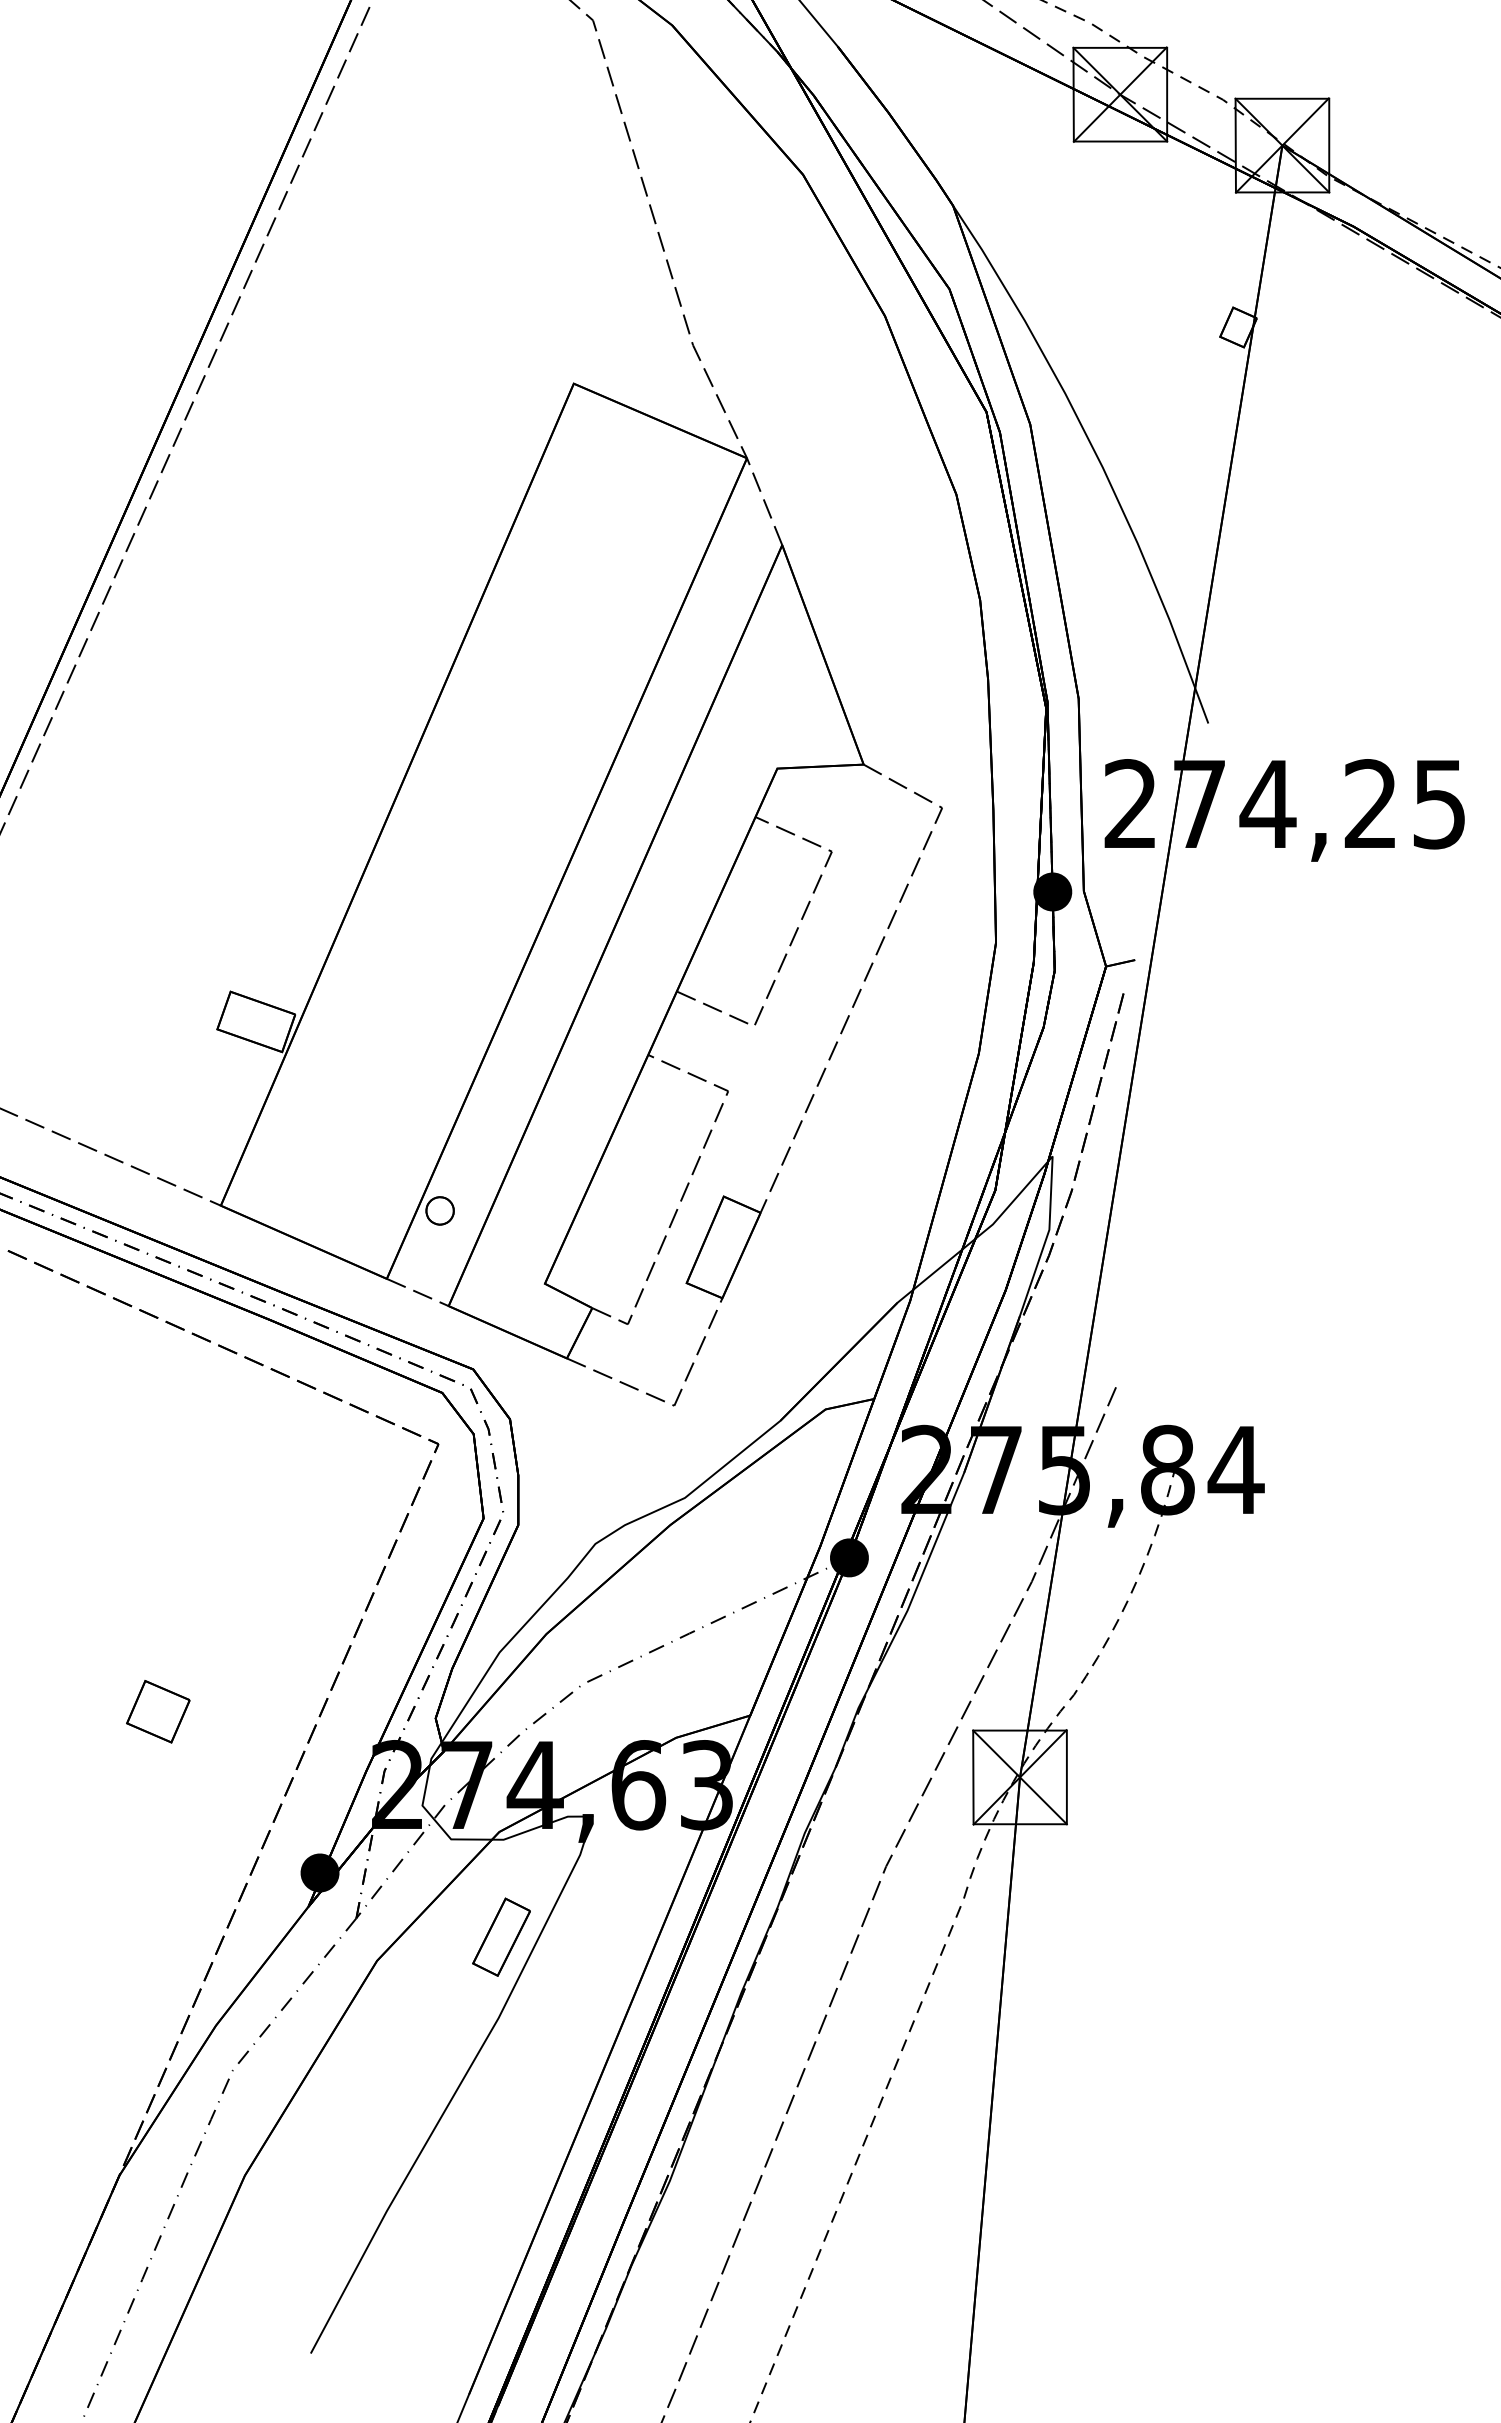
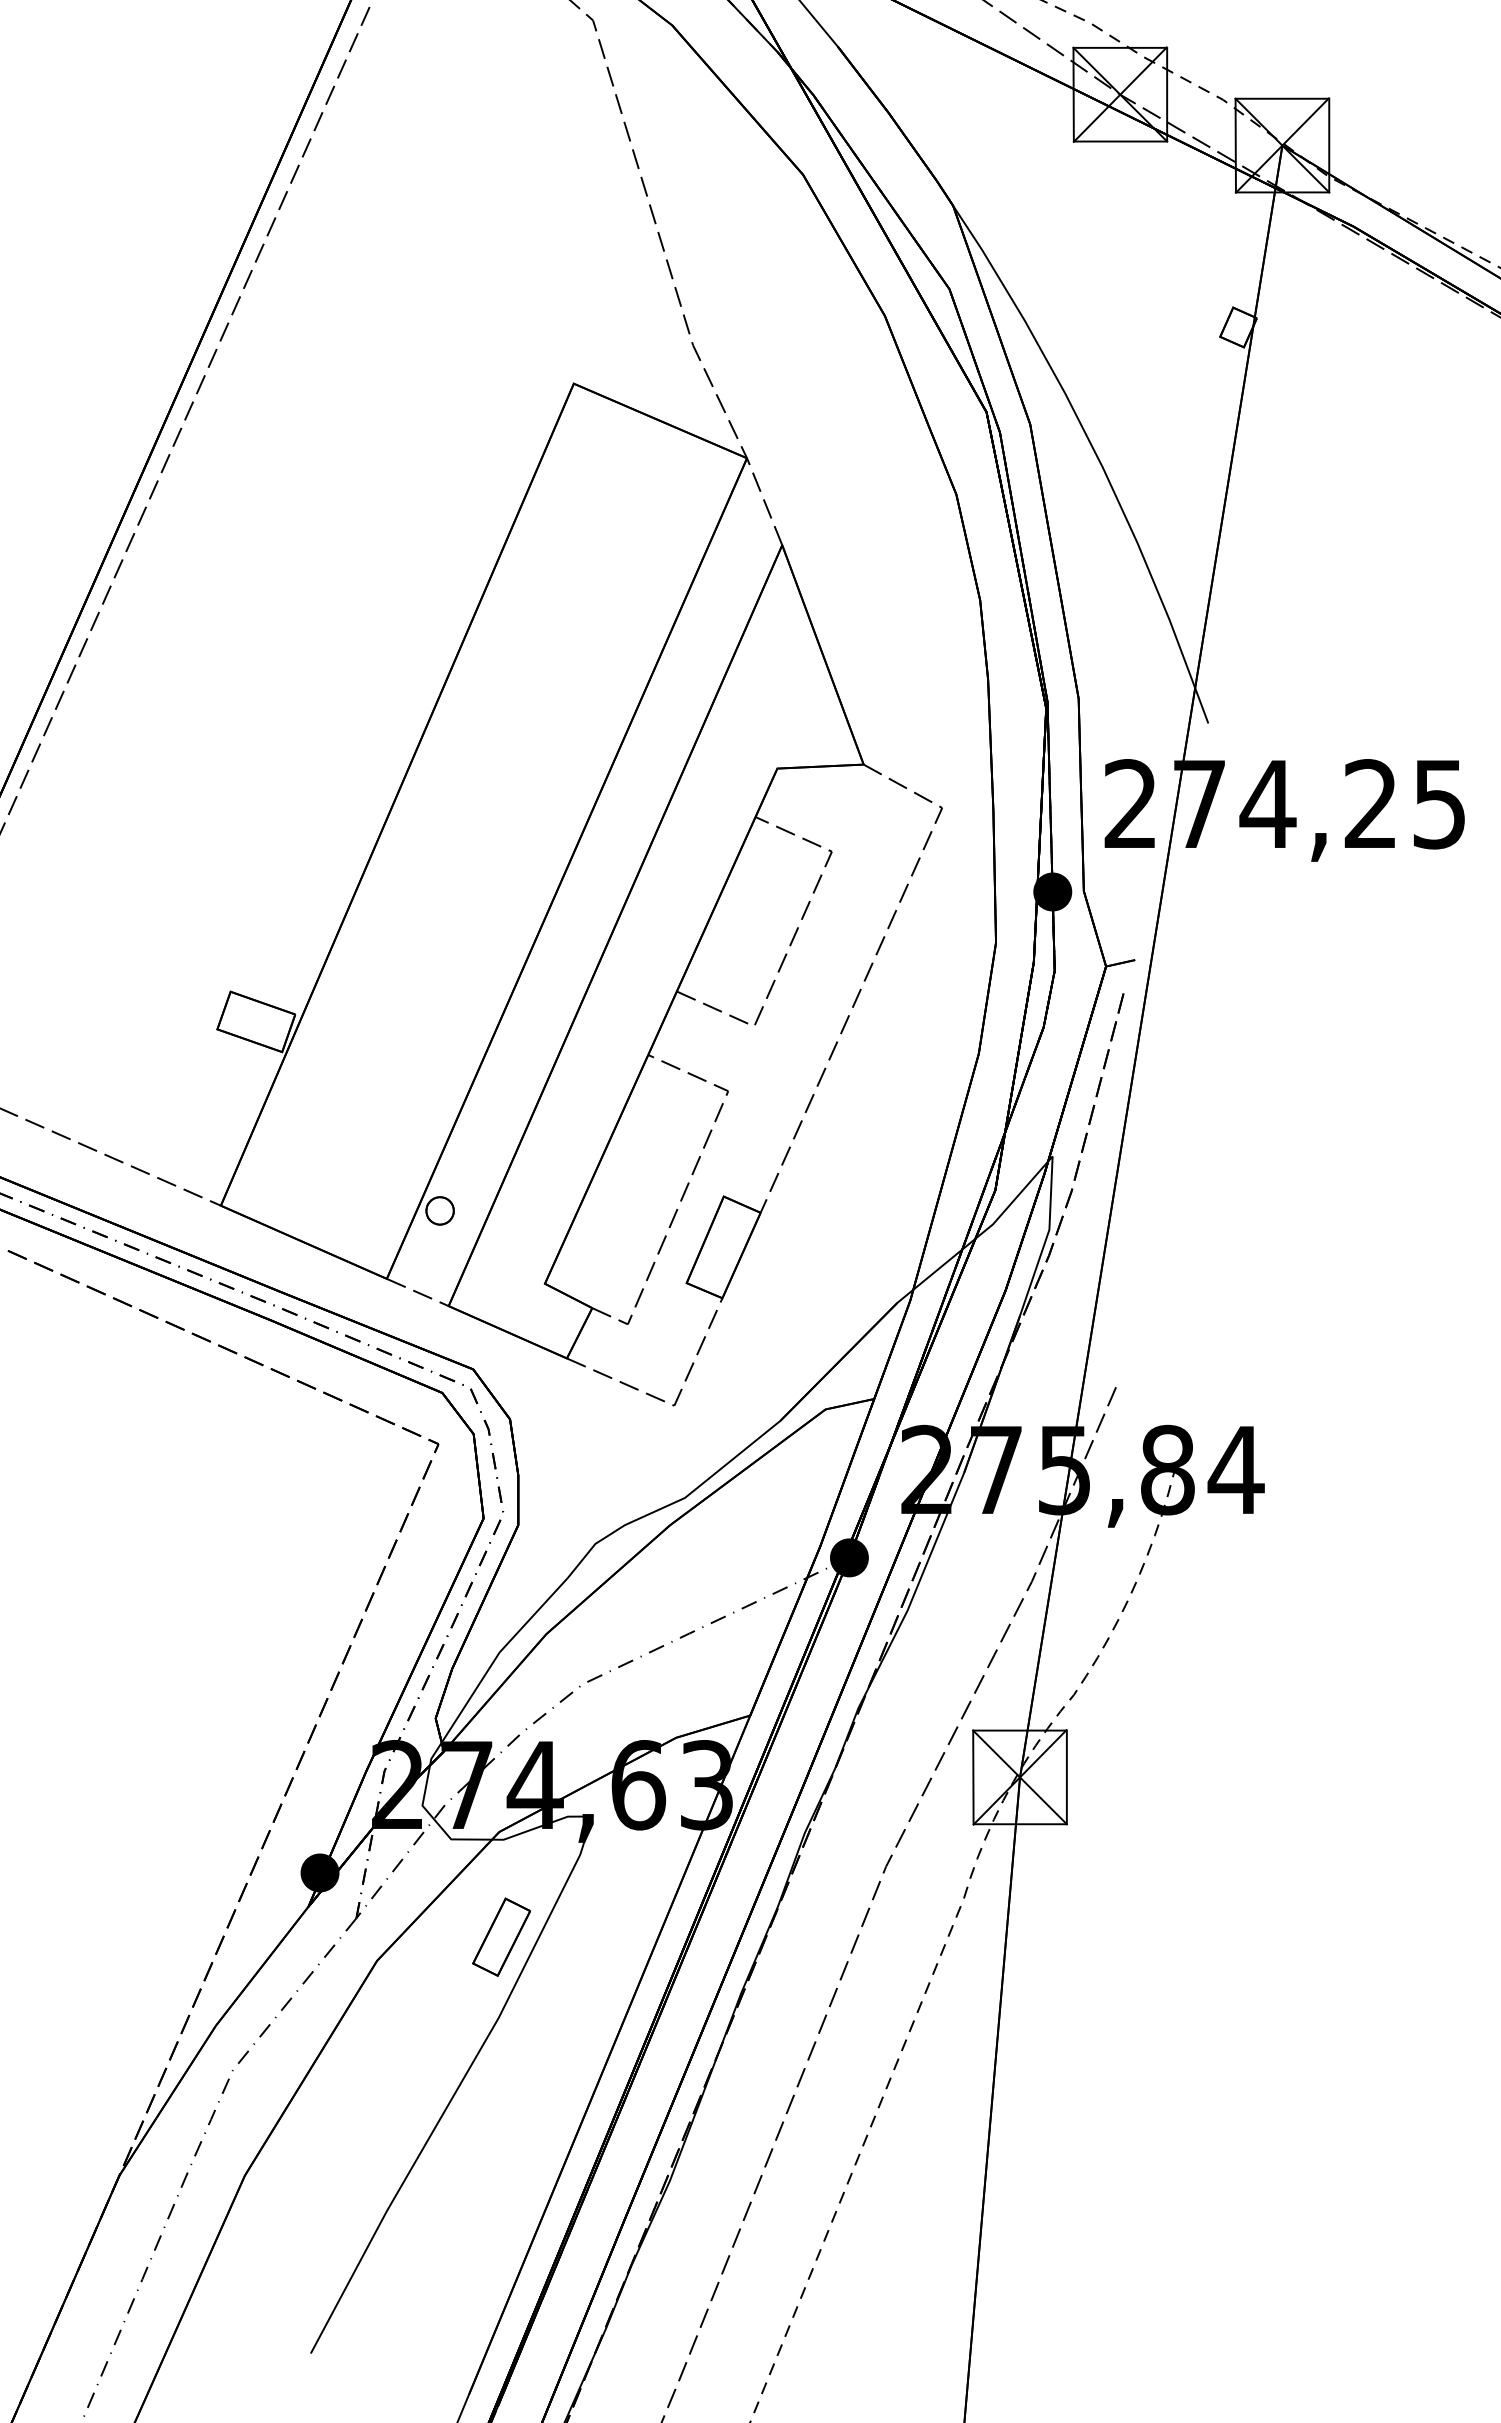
part: present -> none (158, 1711)
